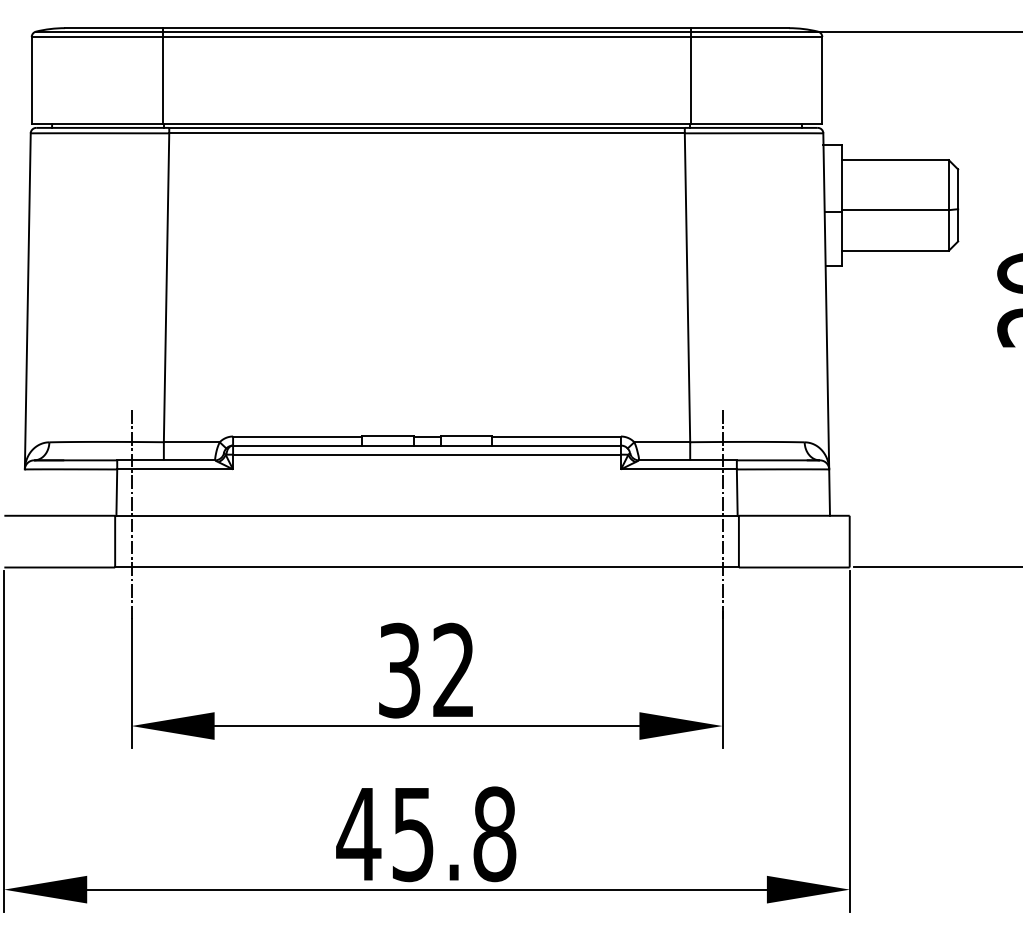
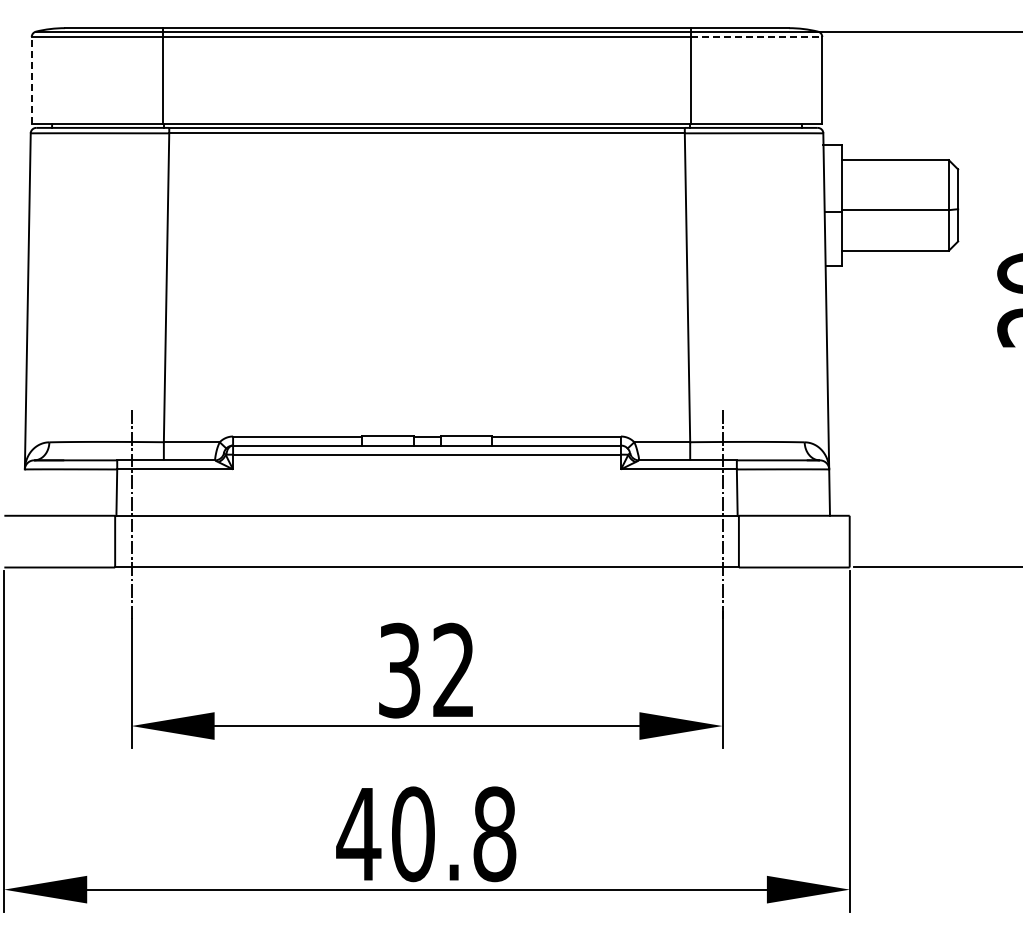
line: solid -> dashed (756, 37)
line: solid -> dashed (31, 80)
text: 45.8 -> 40.8 (413, 834)
